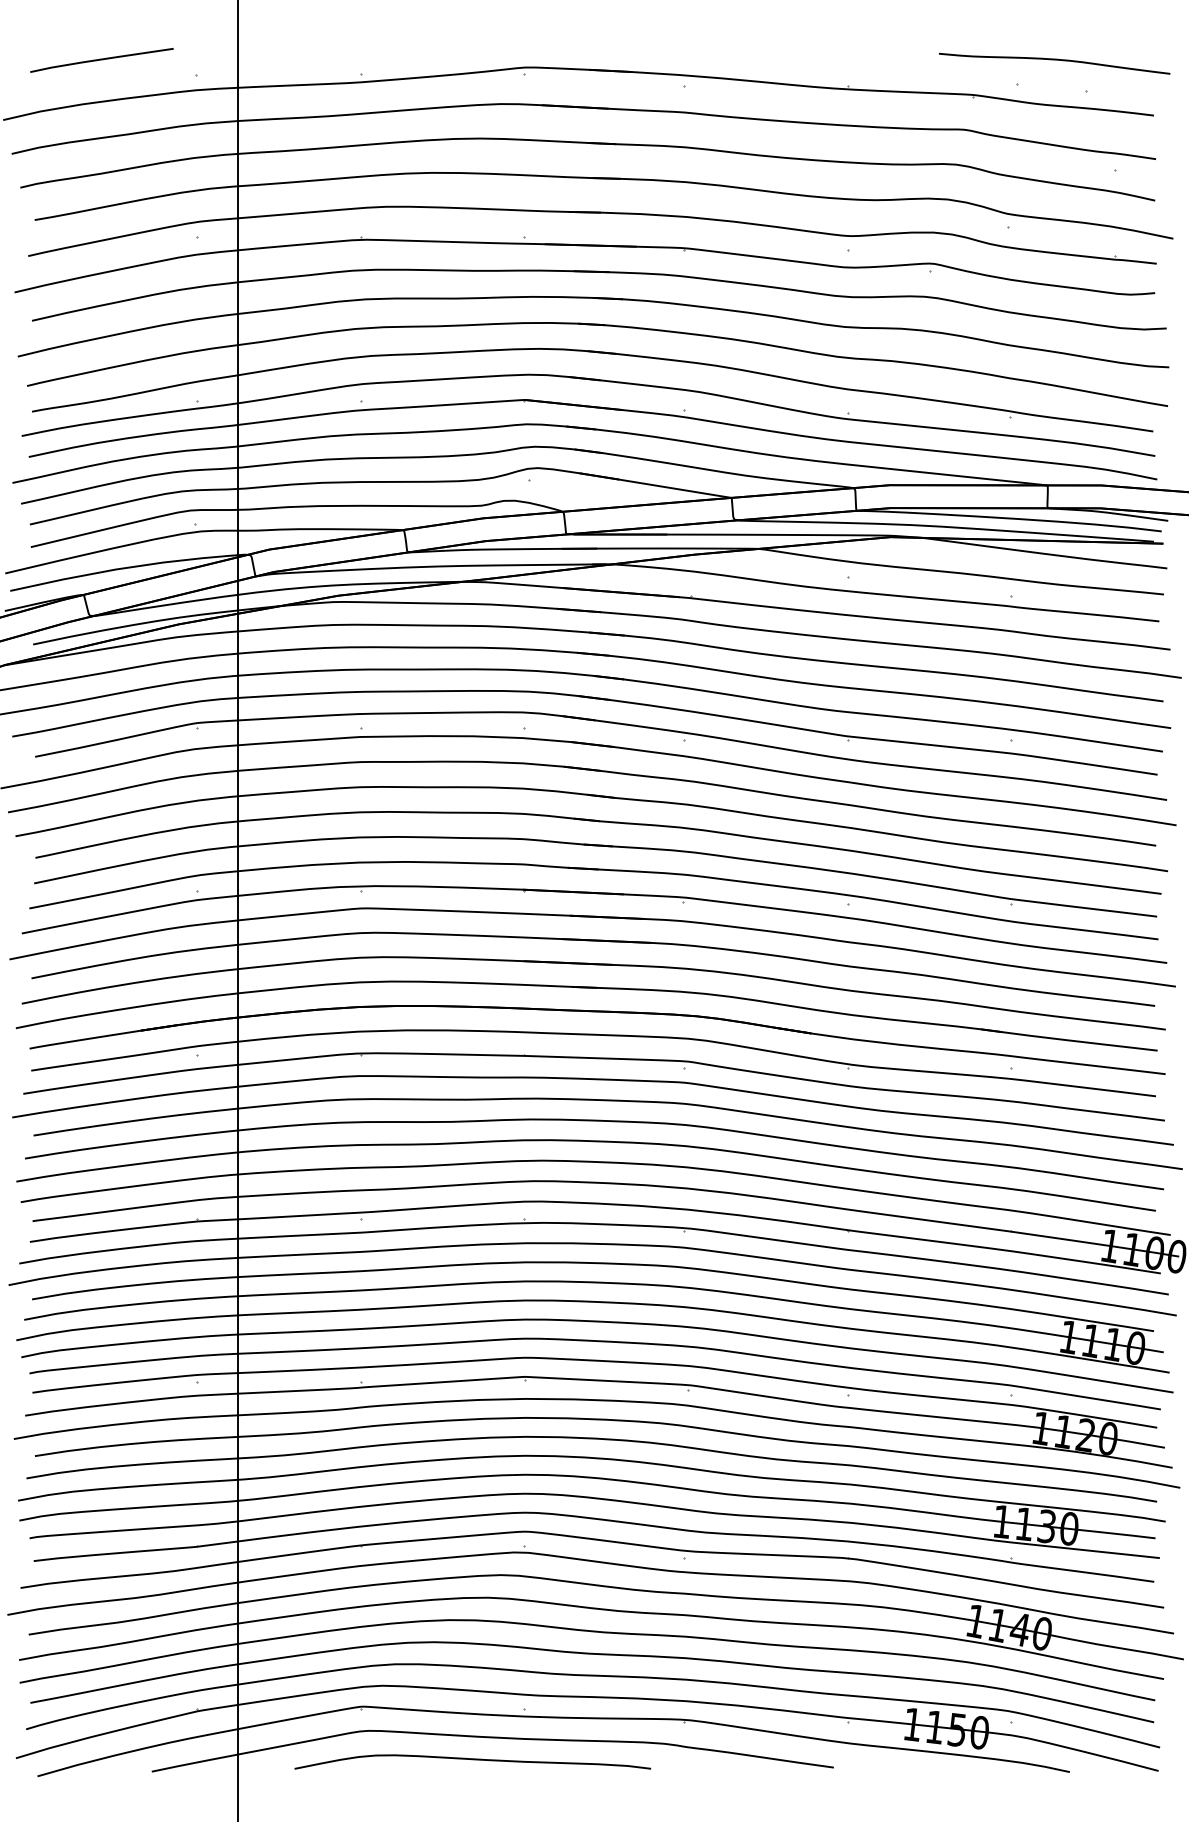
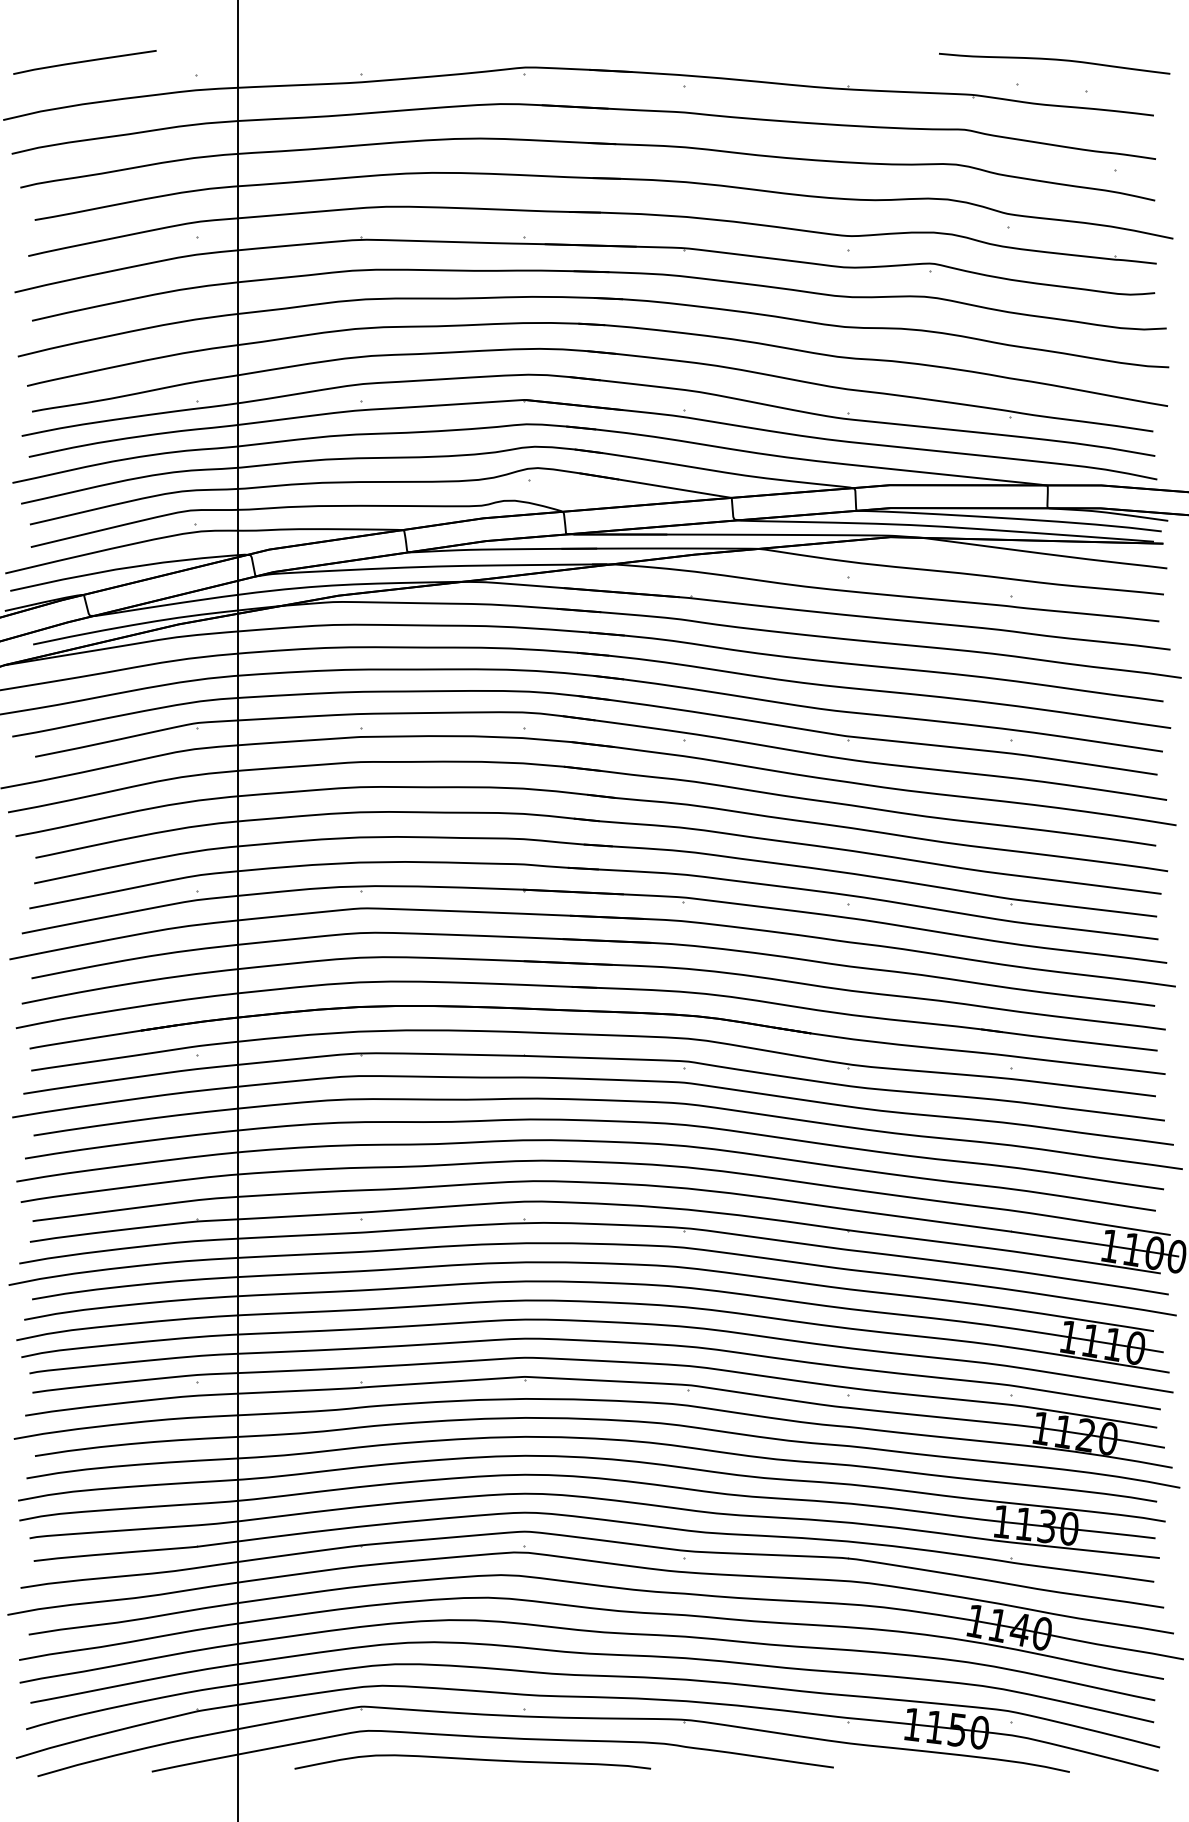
line position: (101, 60) -> (84, 62) (84, 62)
